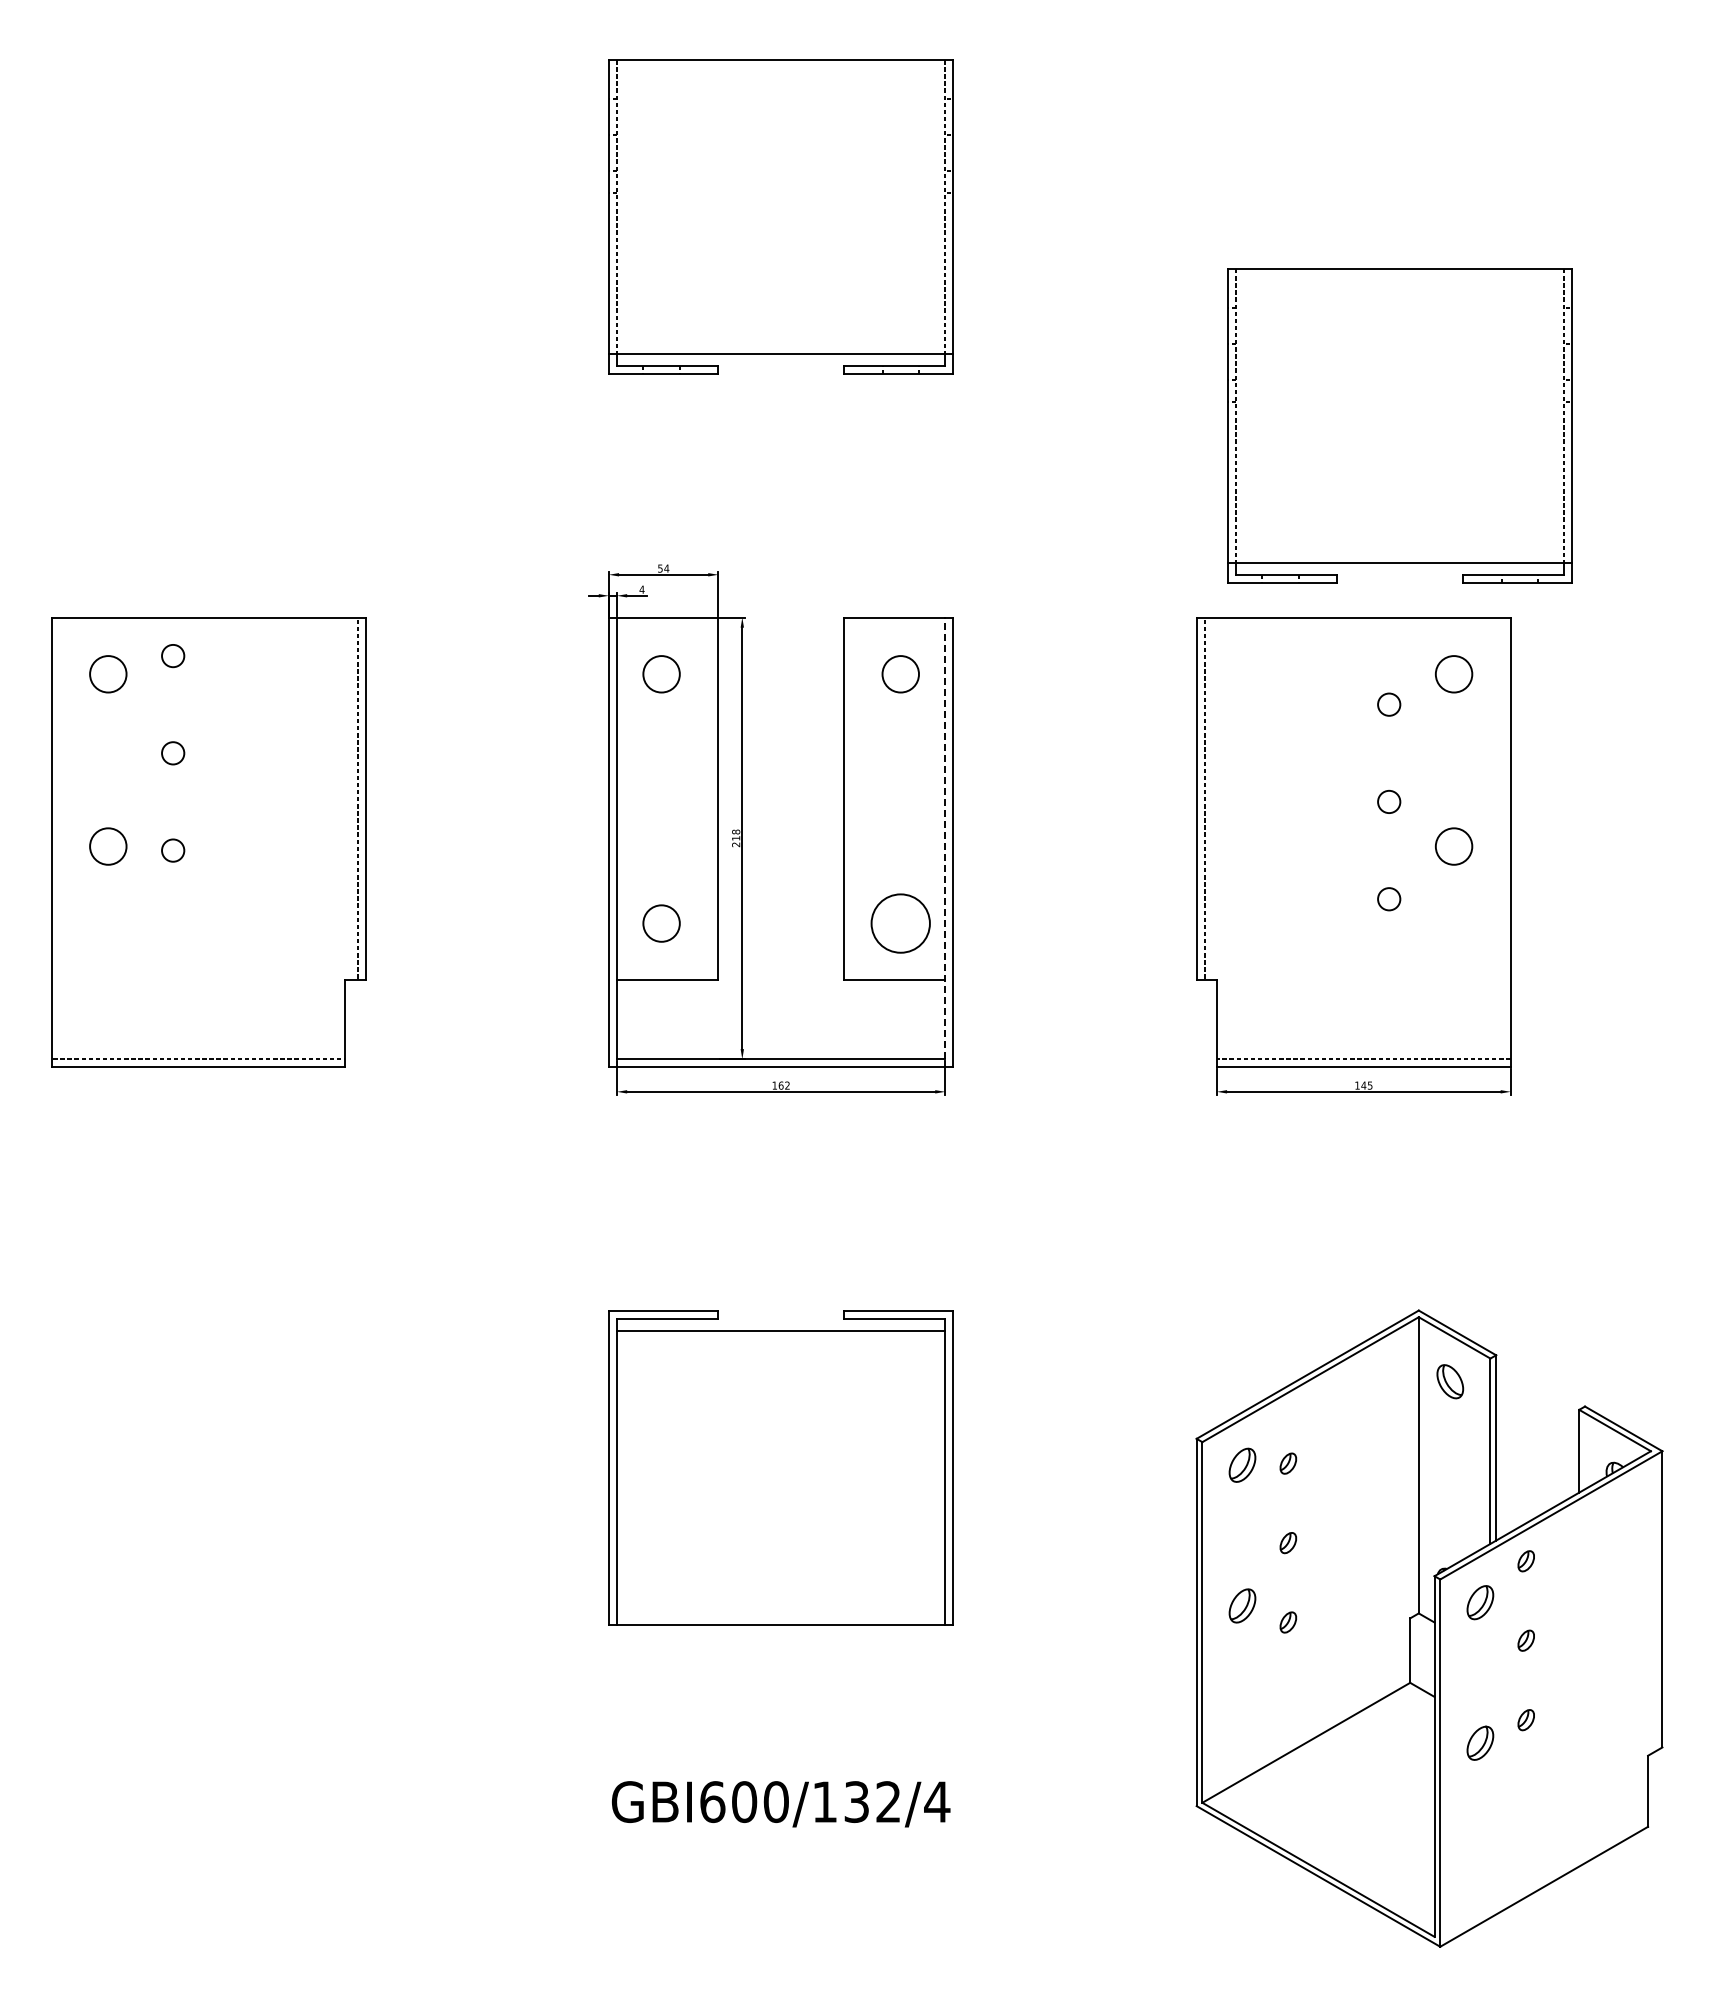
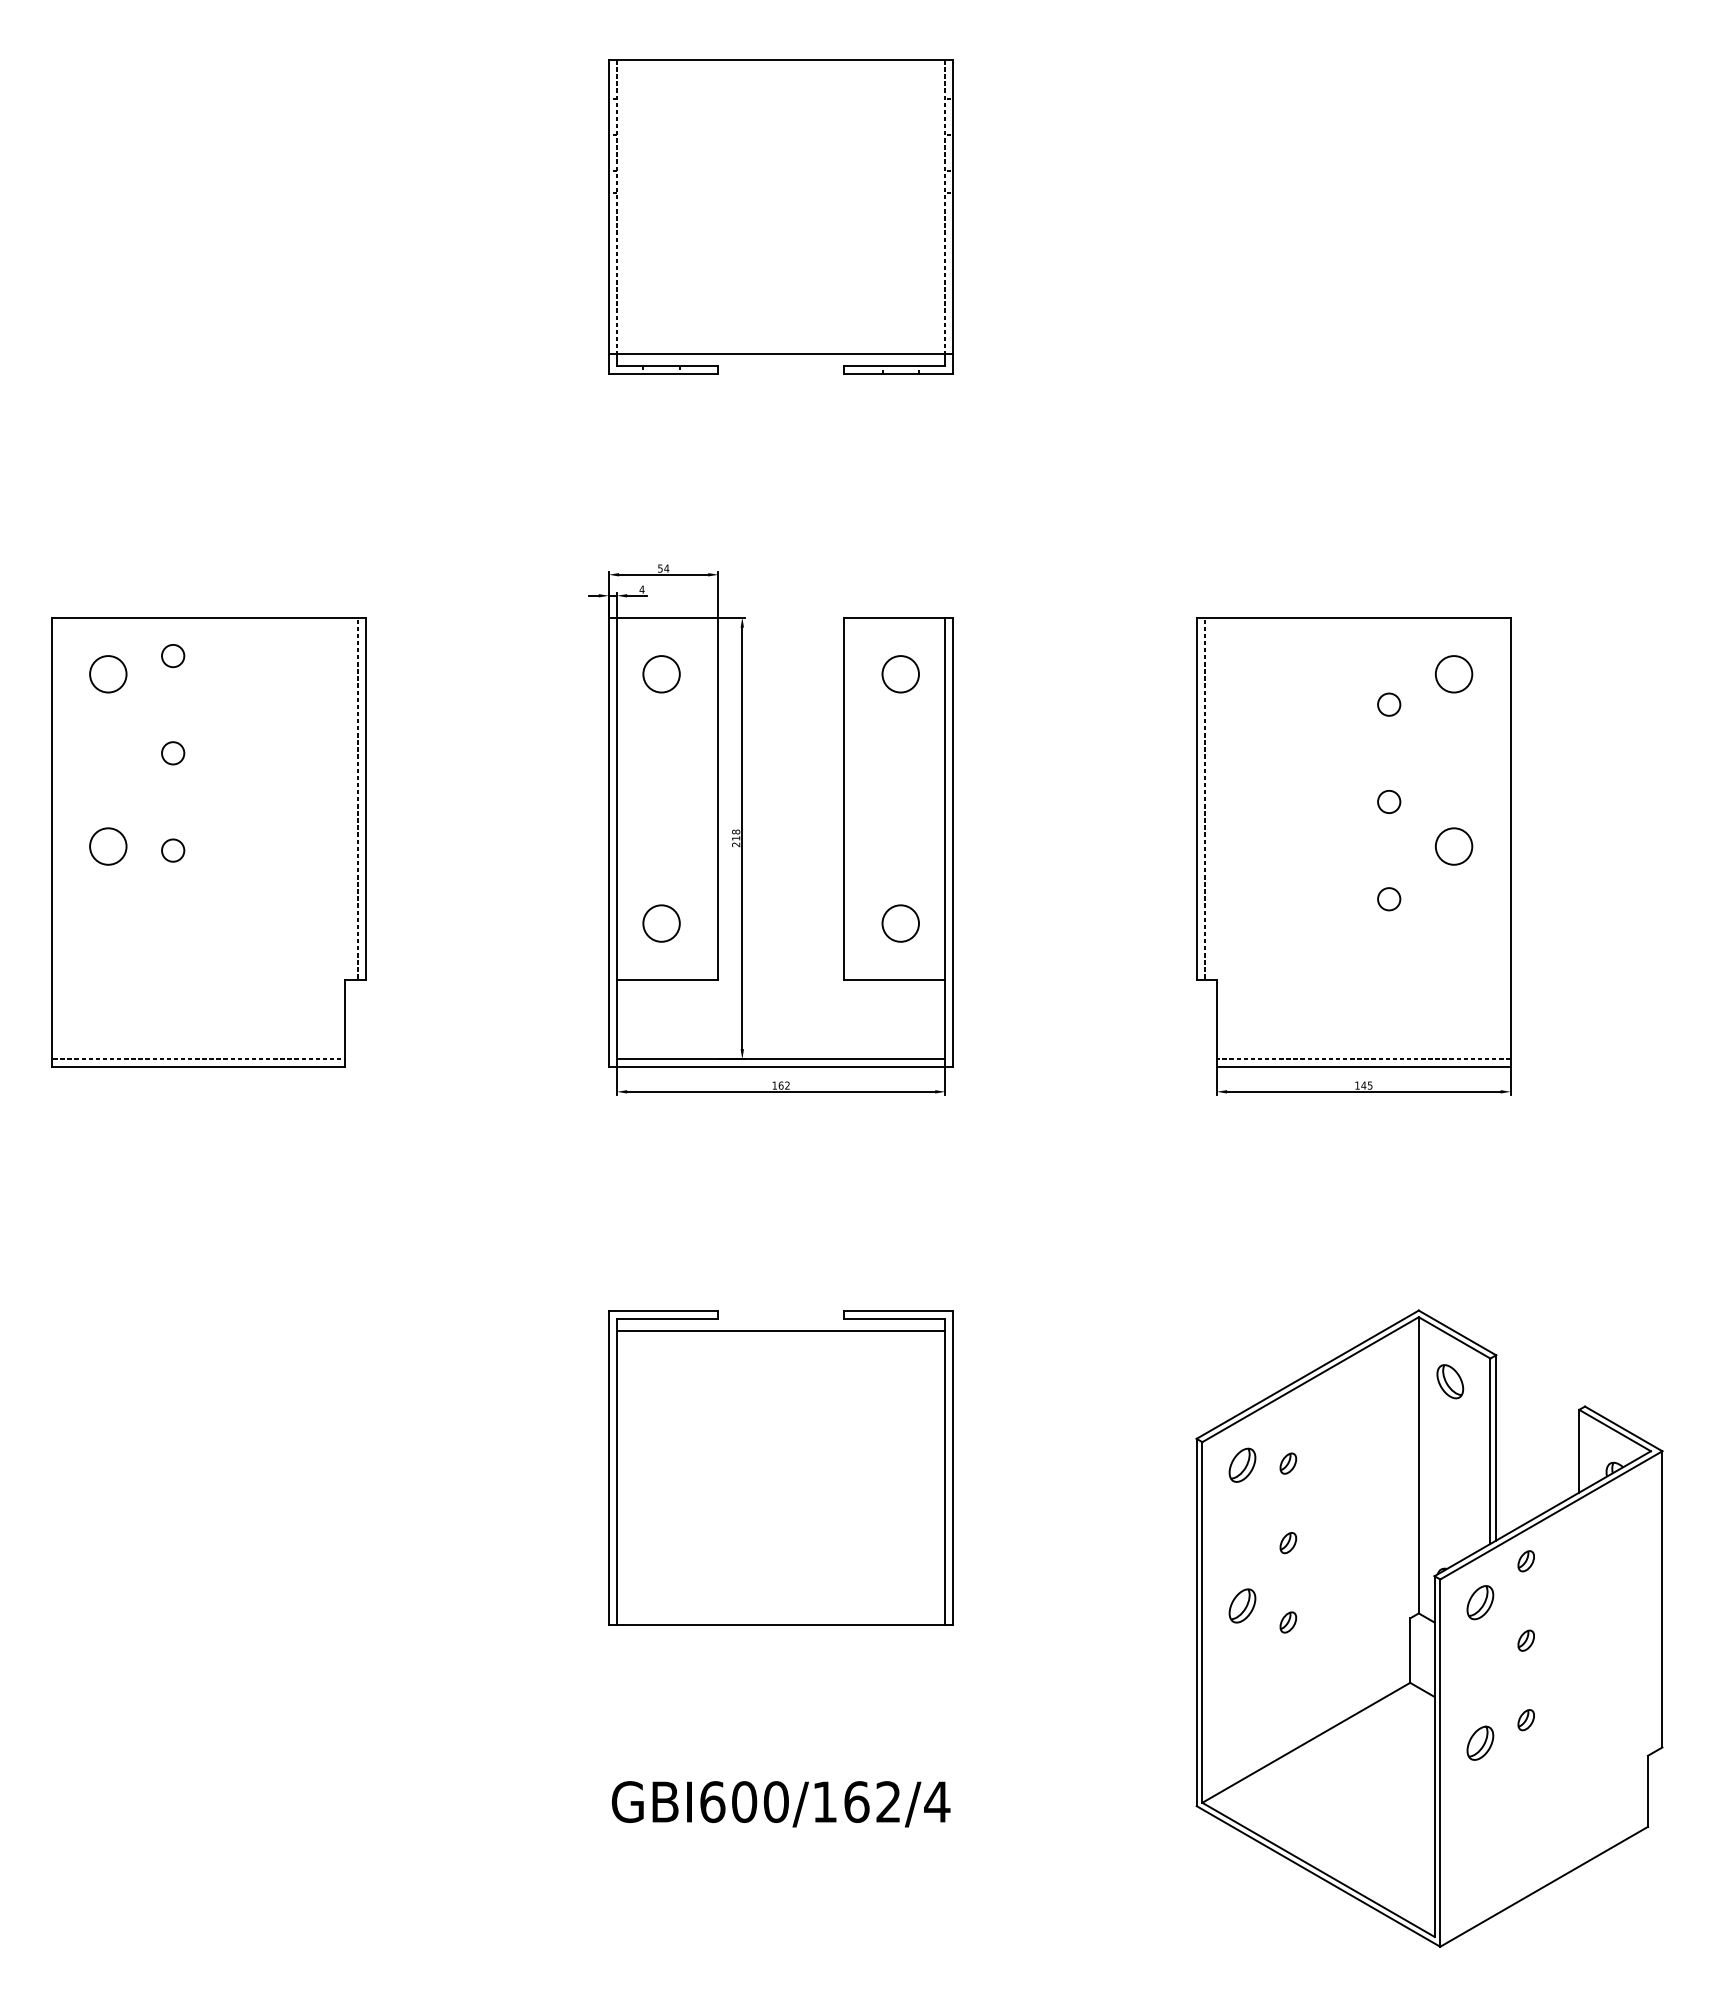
part: present -> none (1399, 425)
line: dashed -> solid (945, 838)
circle diameter: 58 px -> 36 px (900, 923)
text: GBI600/132/4 -> GBI600/162/4 (856, 1802)
